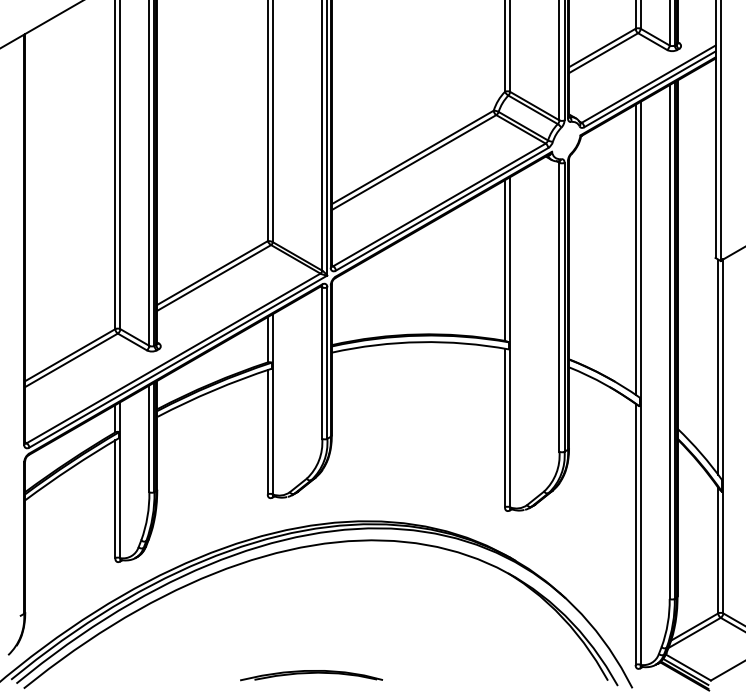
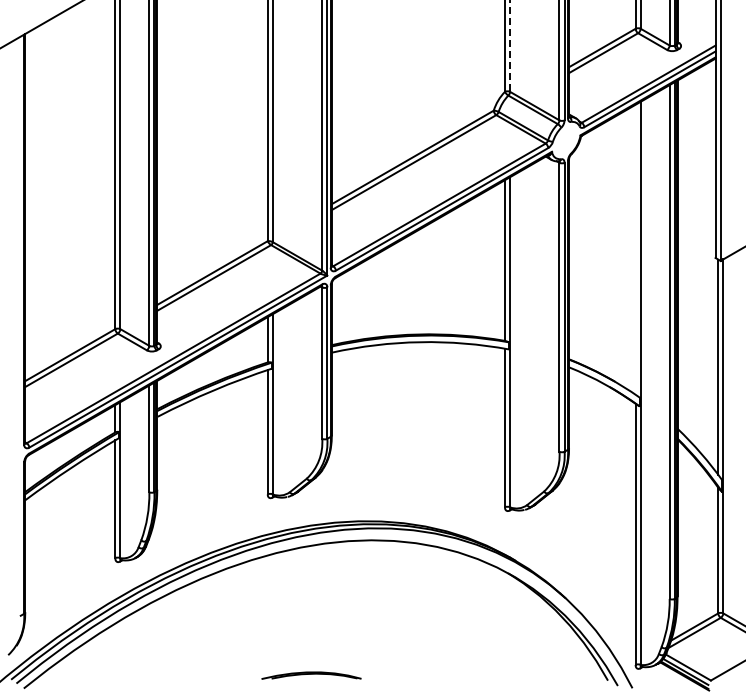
line: solid -> dashed (510, 46)
line: present -> none (635, 249)
part size: 143x12 px -> 101x9 px (311, 675)
